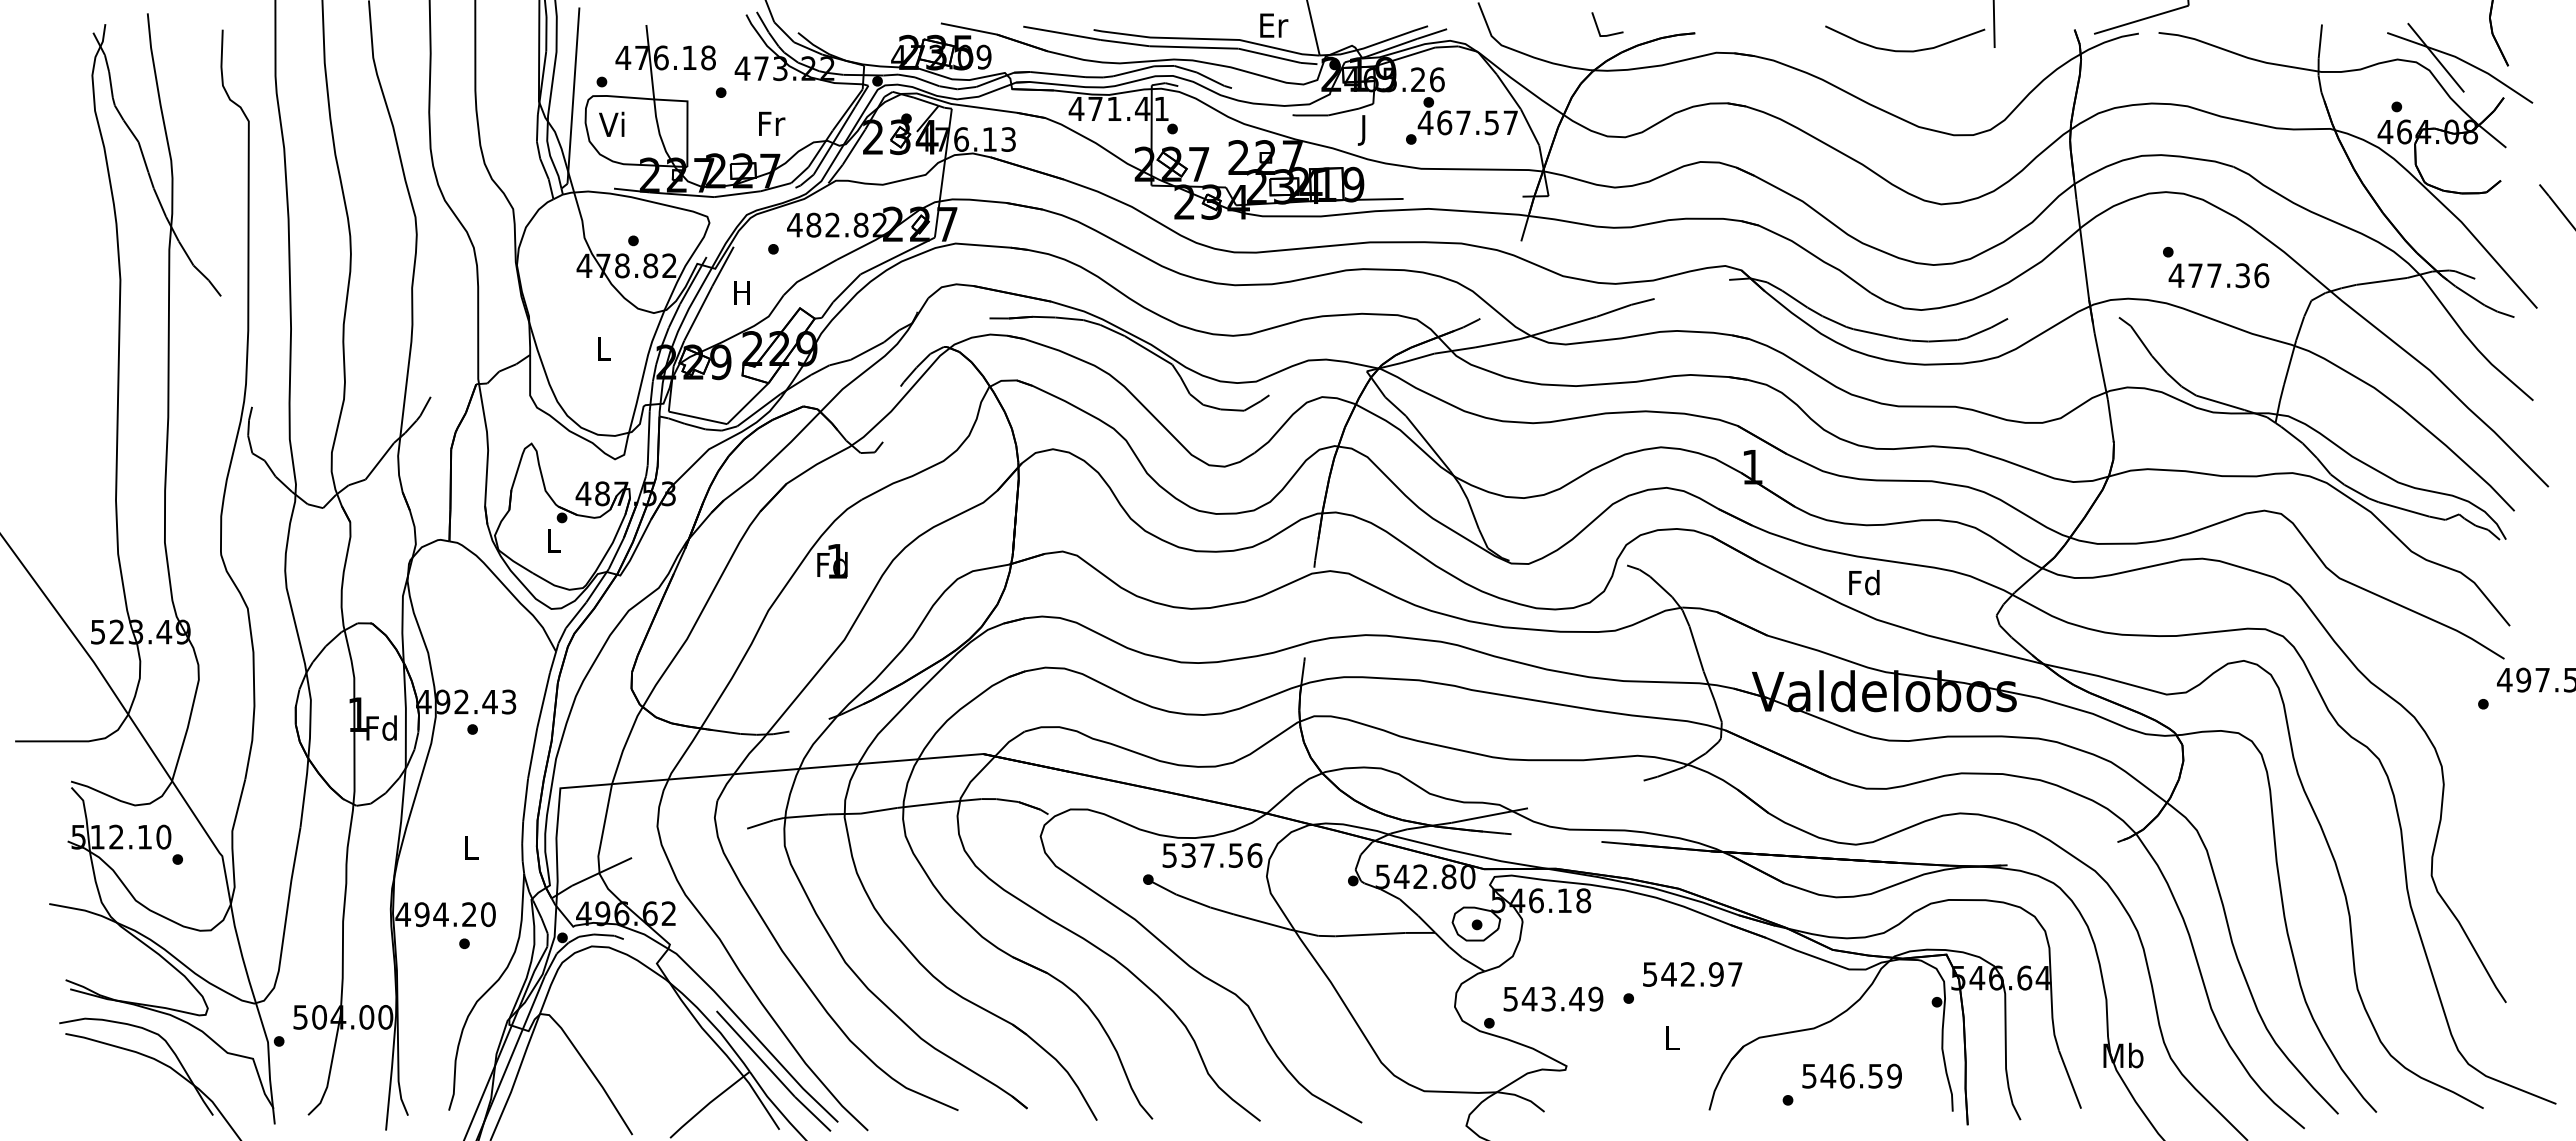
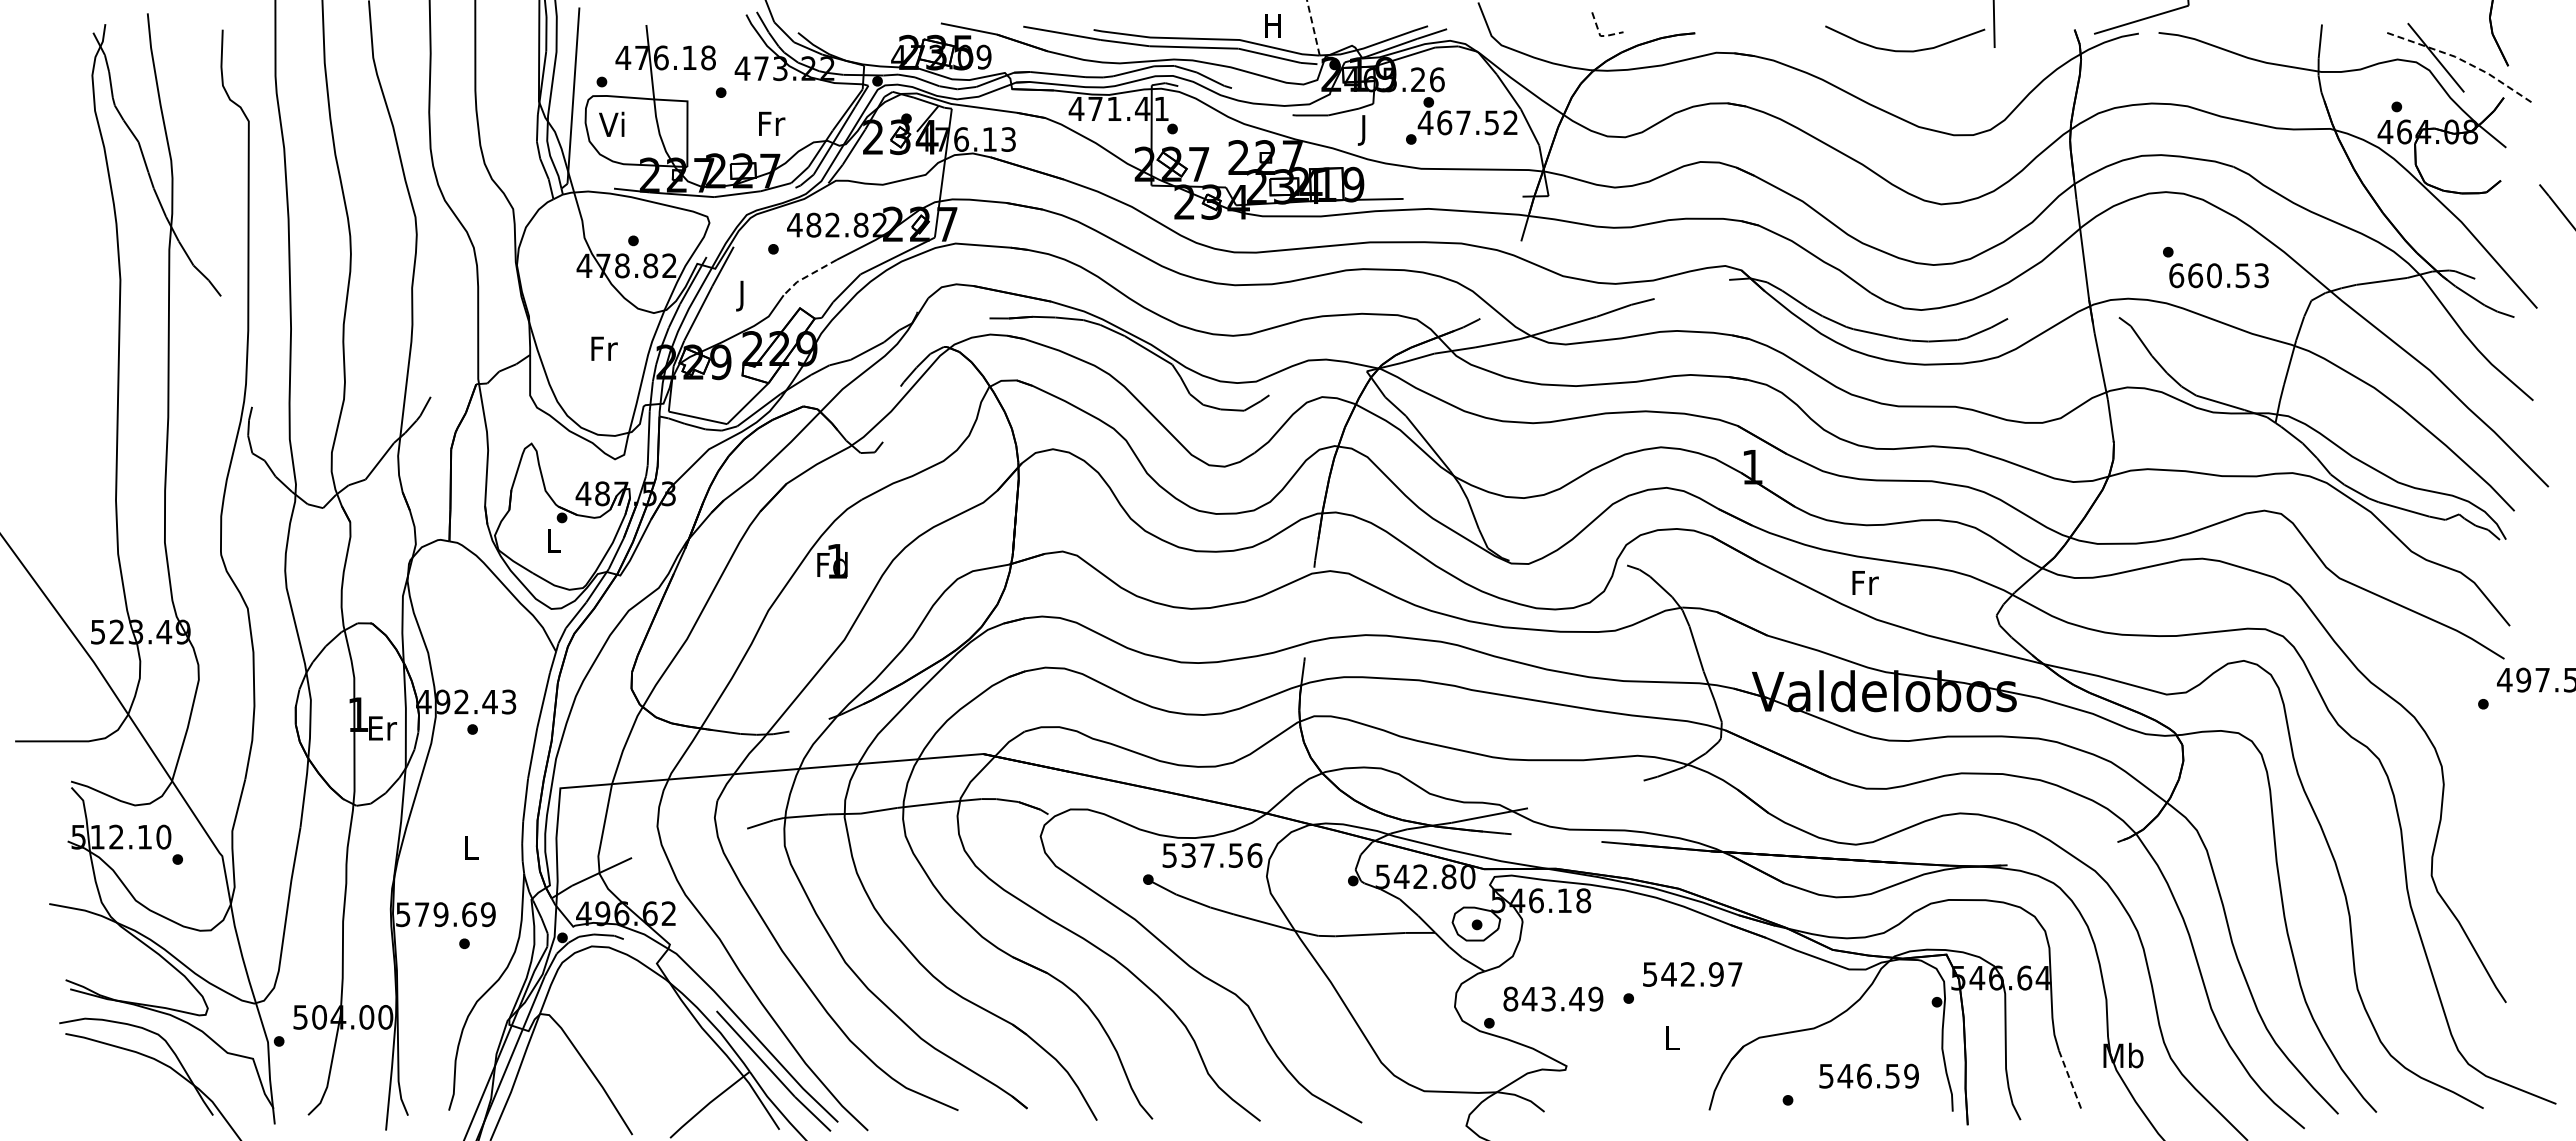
text: Er -> H (1274, 25)
line: solid -> dashed (1313, 27)
line: solid -> dashed (1600, 36)
line: solid -> dashed (2463, 61)
text: 467.57 -> 467.52 (1510, 122)
line: solid -> dashed (808, 275)
text: 477.36 -> 660.53 (2218, 275)
text: H -> J (741, 295)
text: L -> Fr (604, 348)
text: Fd -> Fr (1864, 582)
text: Fd -> Er (381, 727)
text: 494.20 -> 579.69 (445, 914)
text: 543.49 -> 843.49 (1510, 998)
text position: (1851, 1075) -> (1868, 1075) (1868, 1075)
line: solid -> dashed (2070, 1080)
